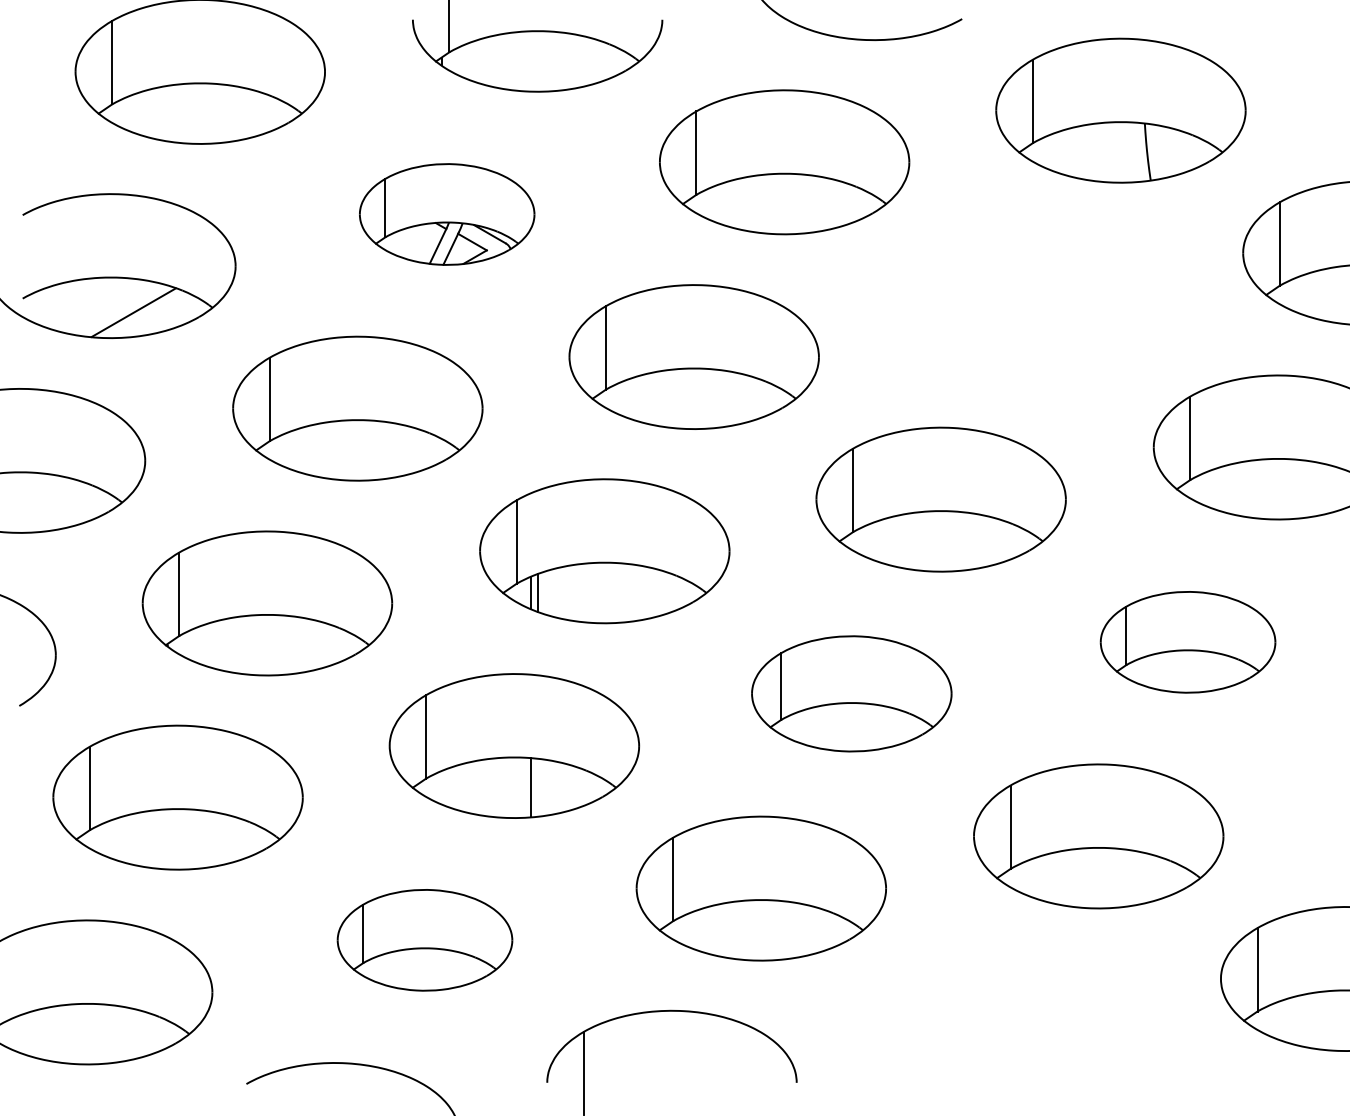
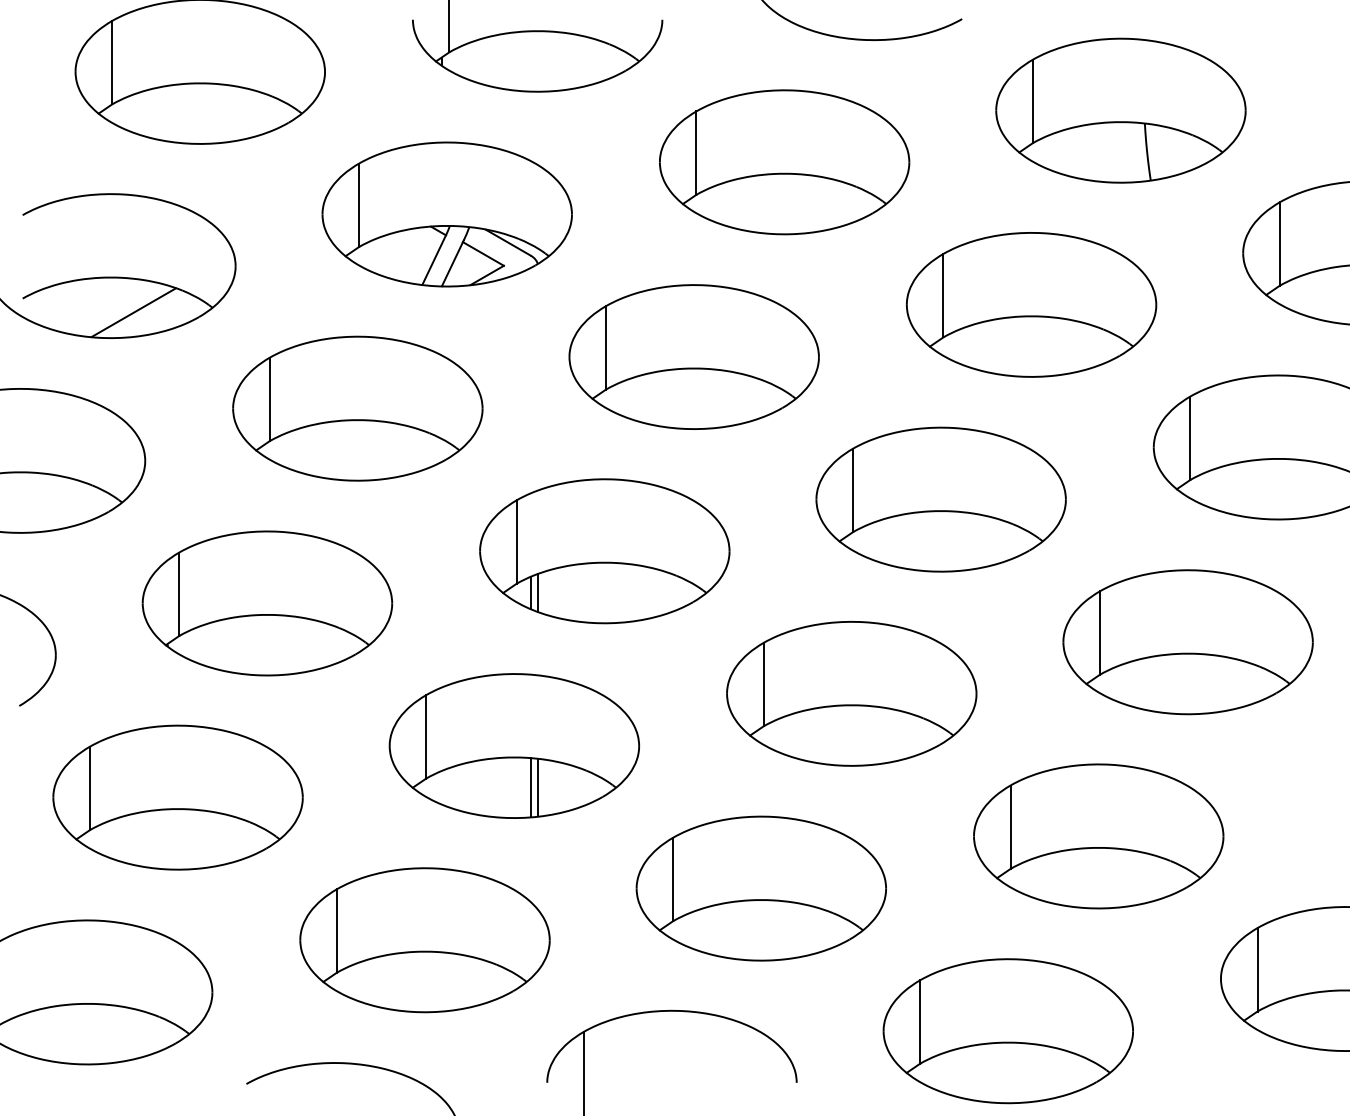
part size: 177x103 px -> 252x147 px (446, 214)
part: none -> present (1031, 304)
part size: 178x103 px -> 252x147 px (1187, 642)
part size: 202x118 px -> 252x146 px (851, 693)
line: none -> present (537, 787)
part size: 178x103 px -> 252x147 px (424, 940)
part: none -> present (1007, 1031)
